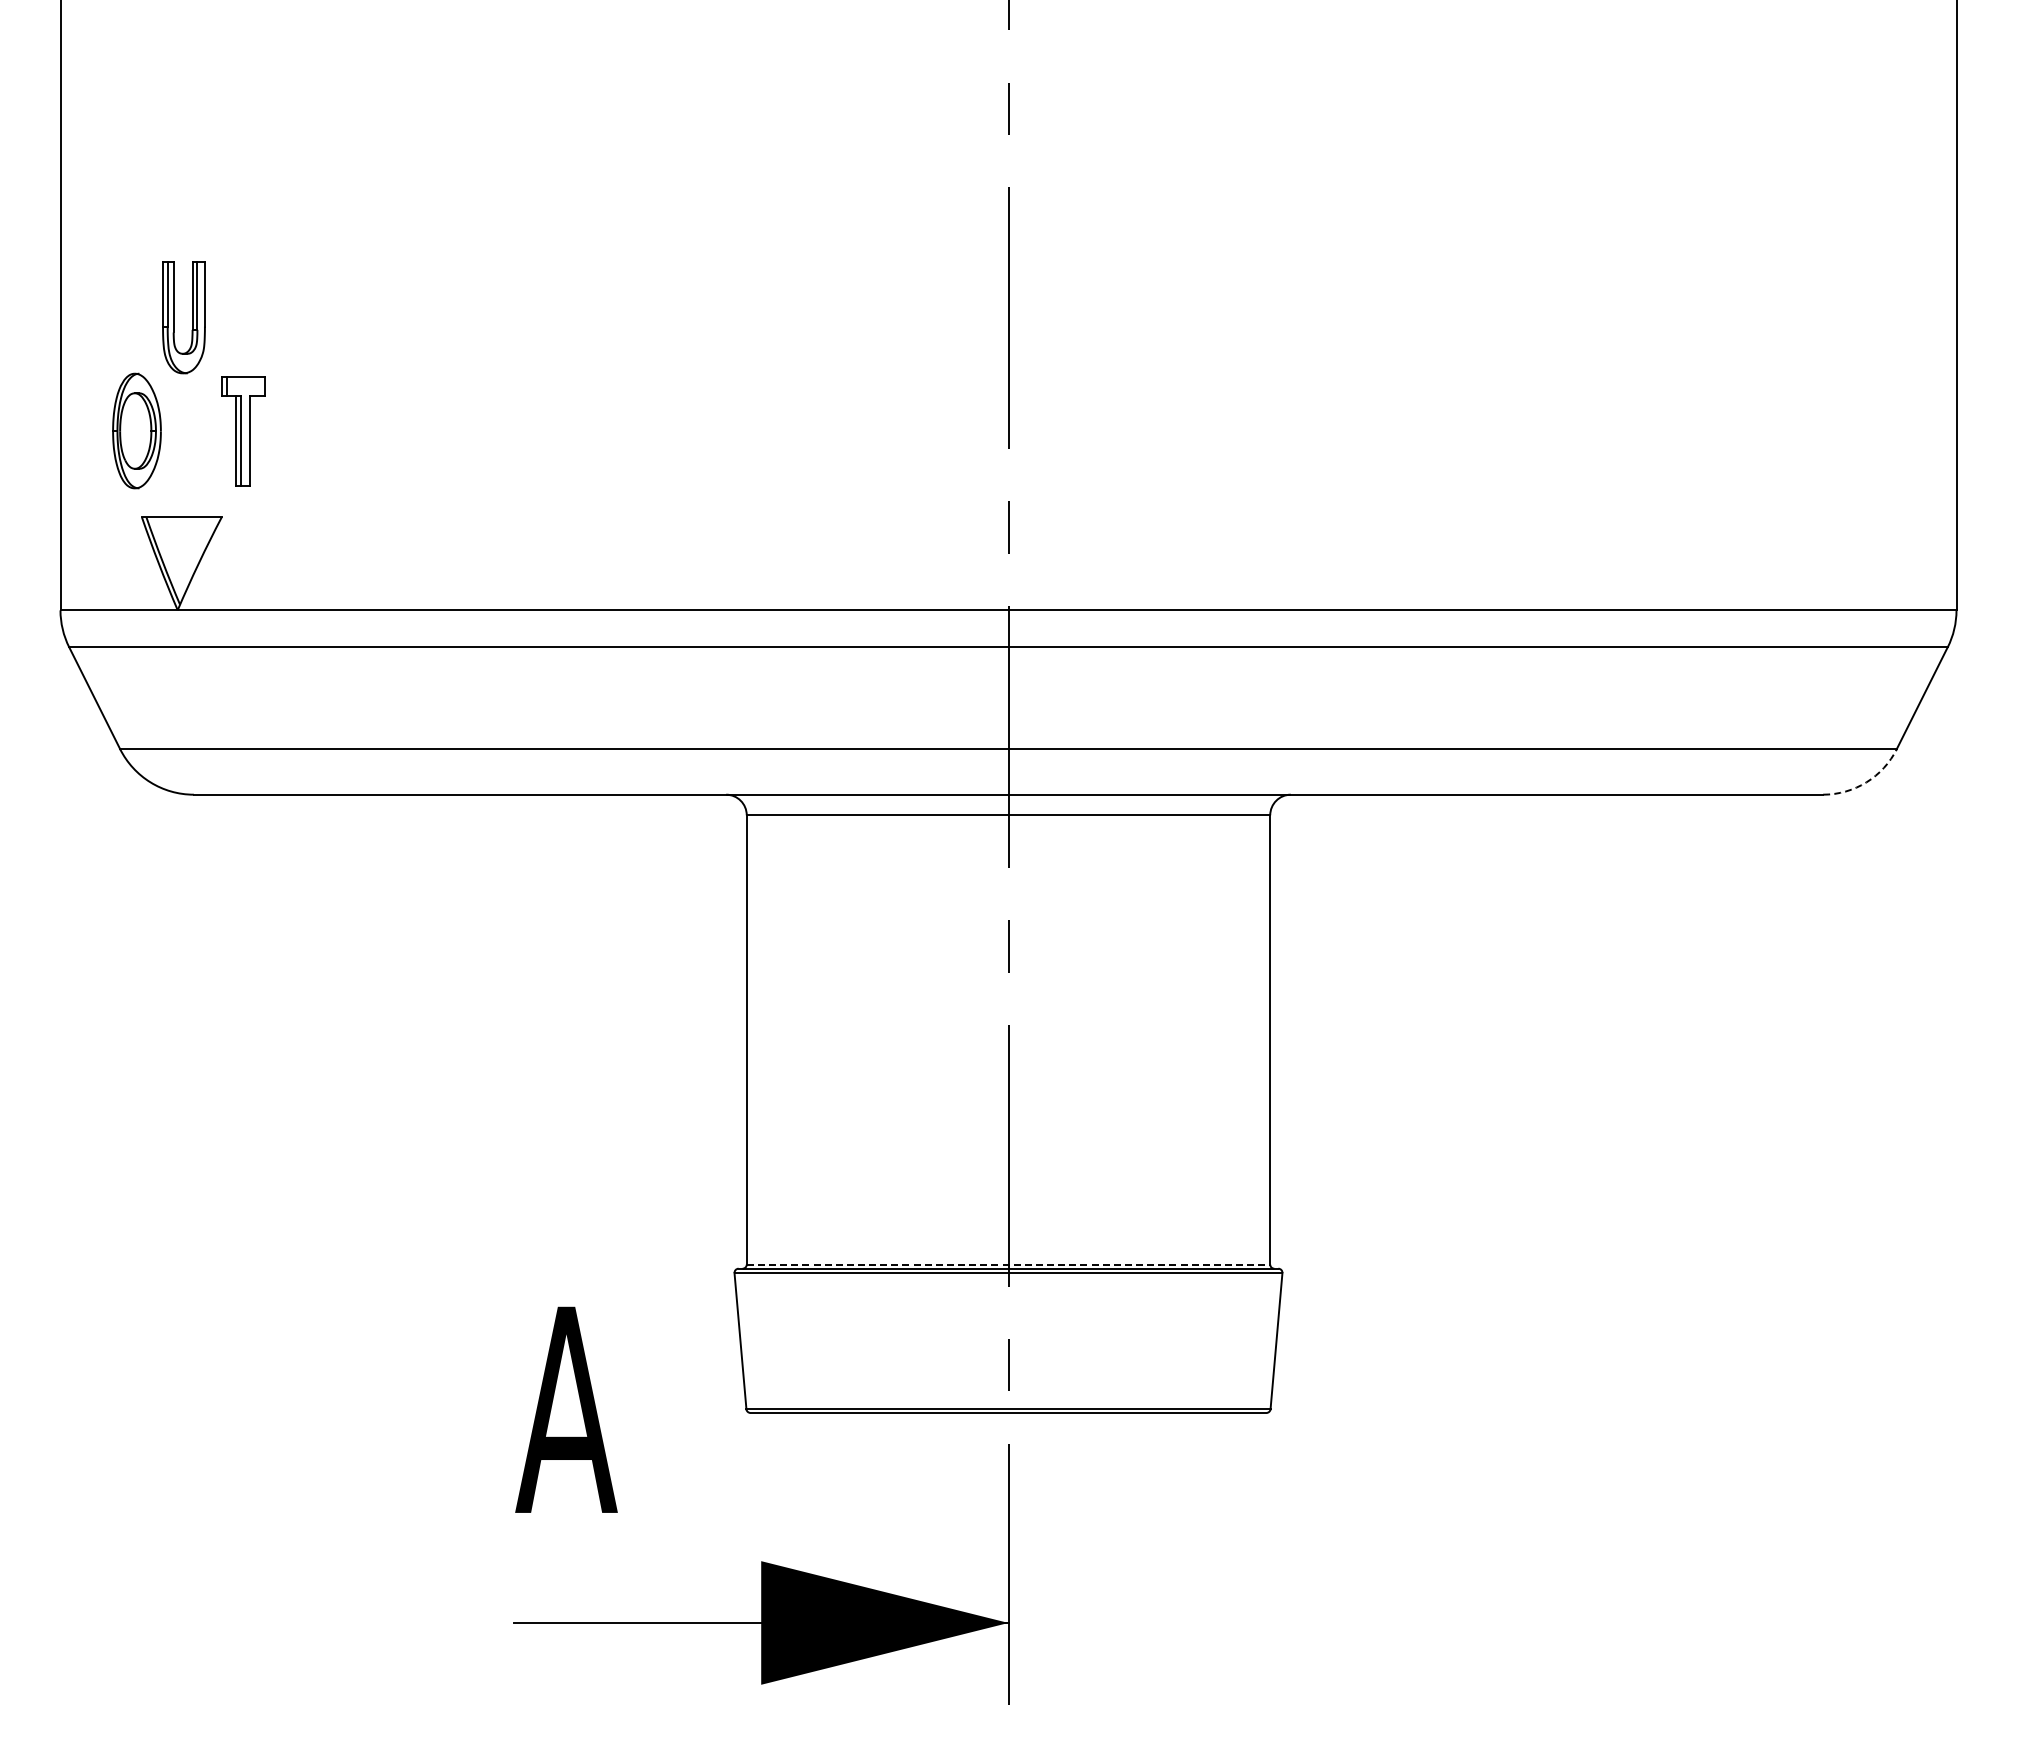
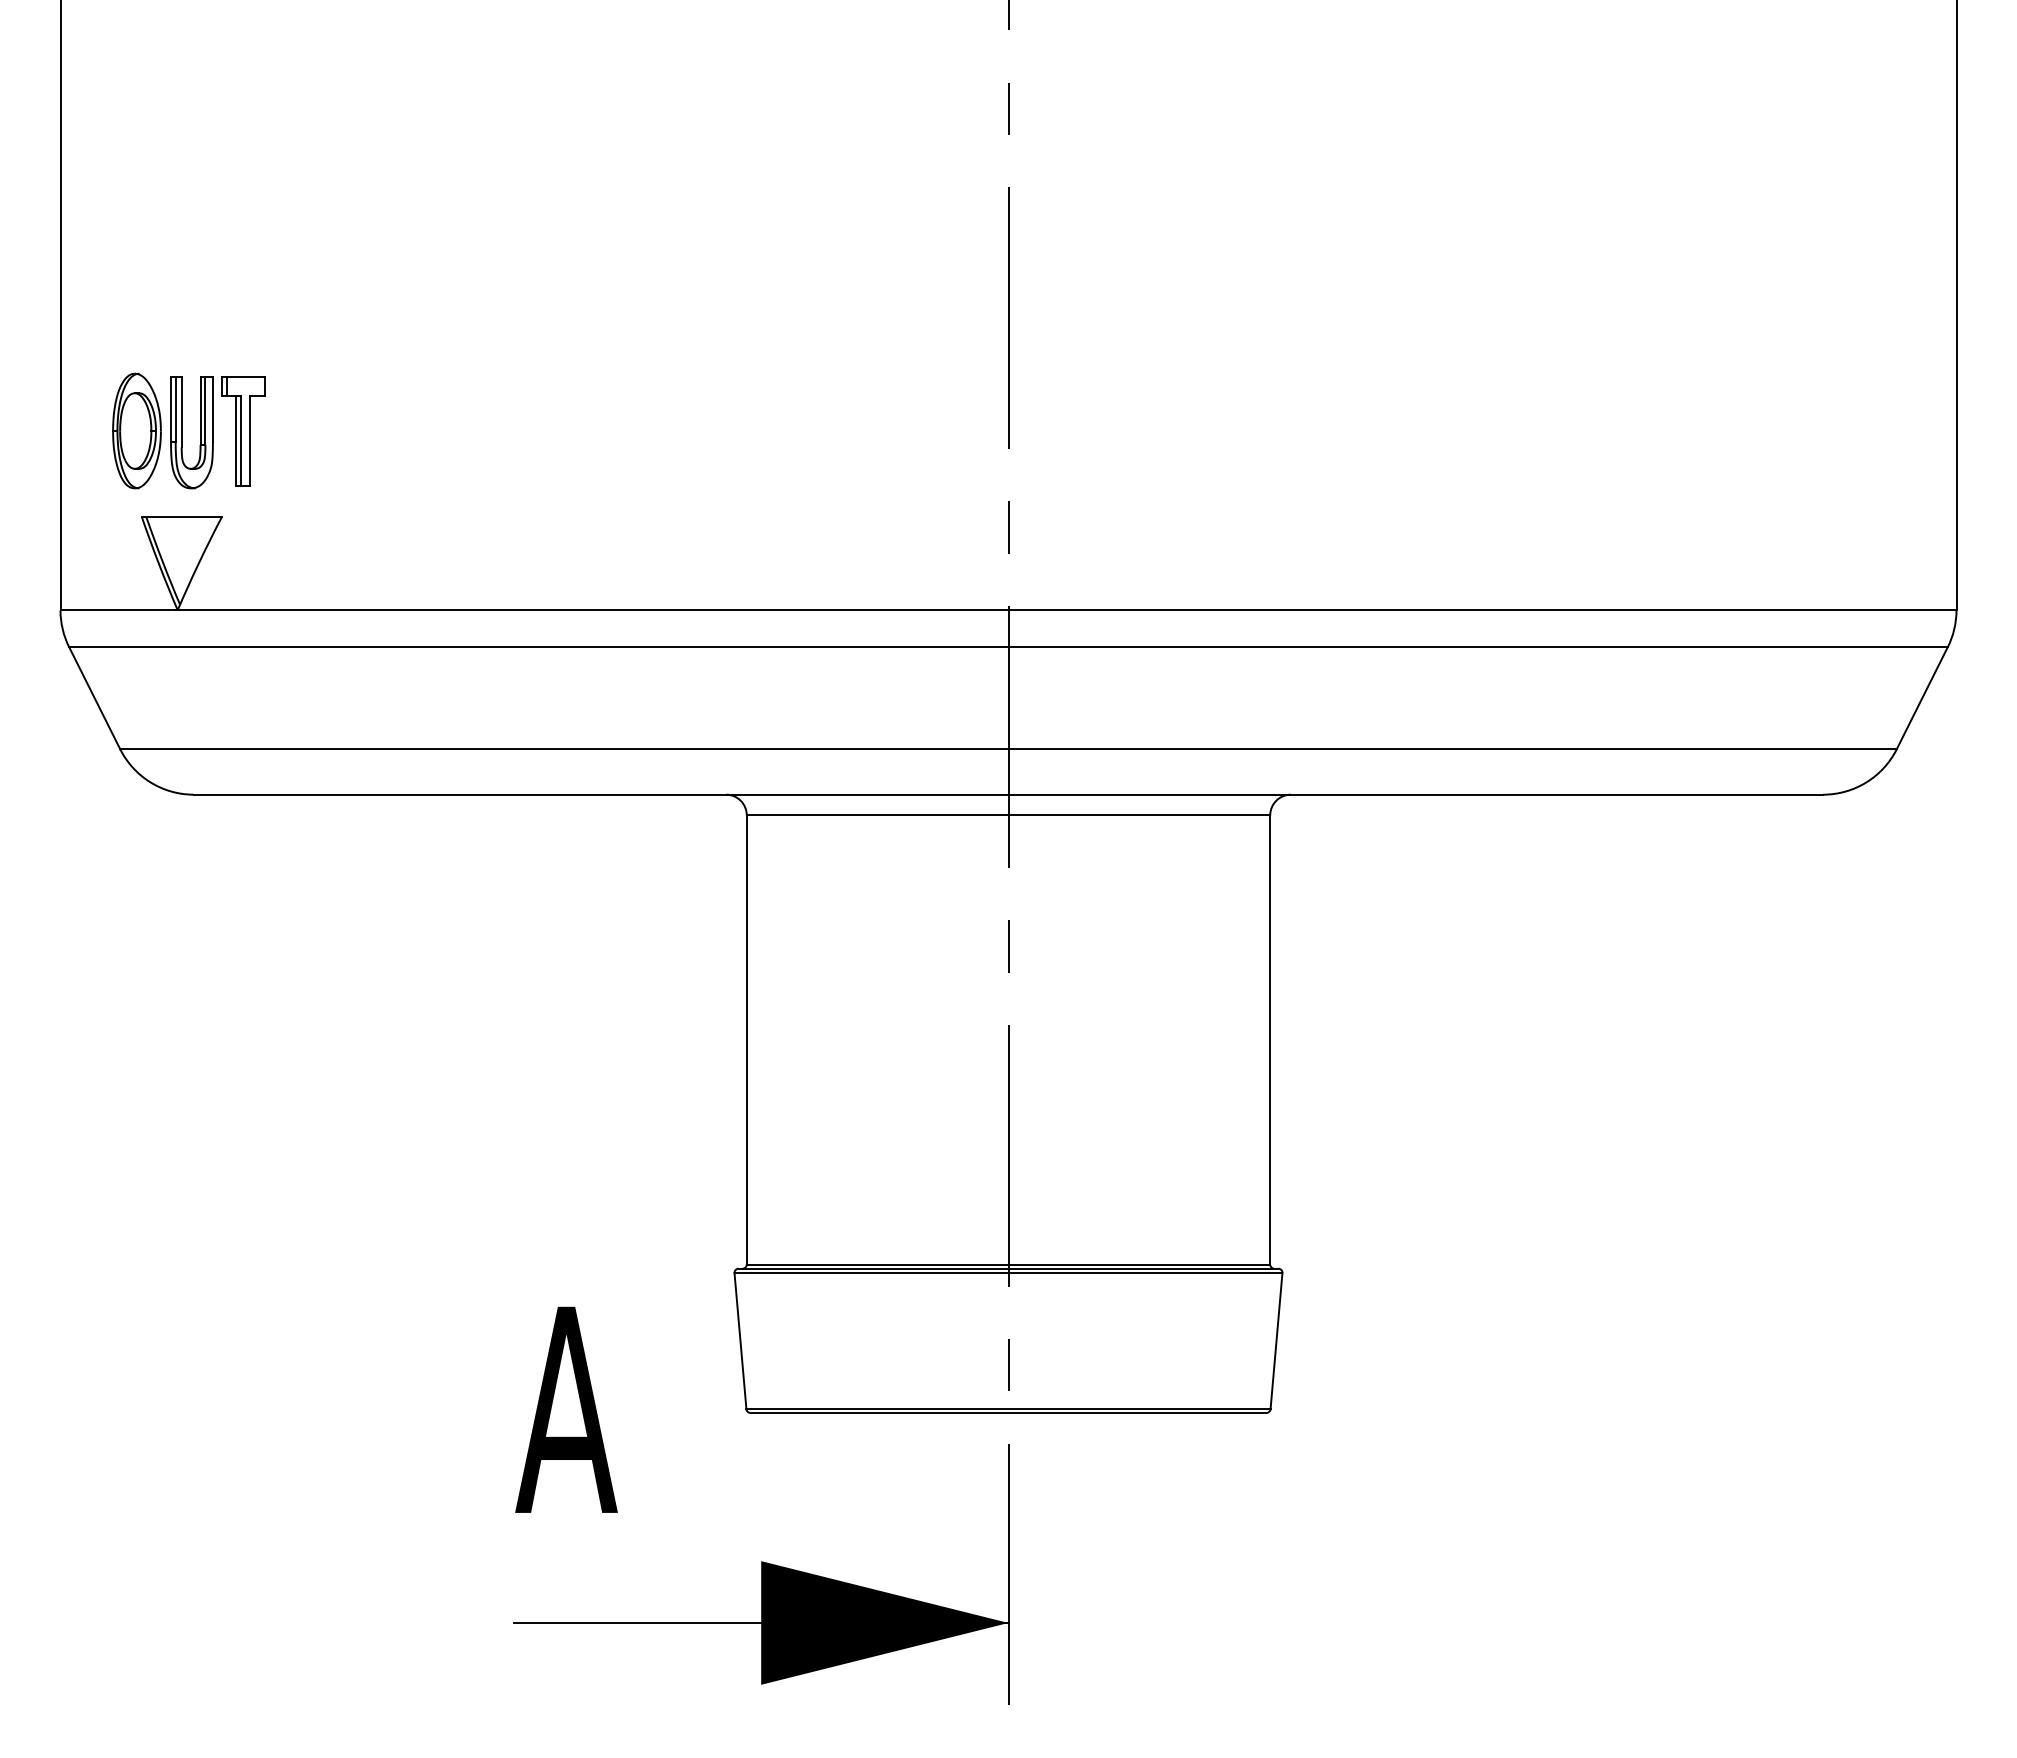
part position: (174, 317) -> (182, 432) (182, 432)
arc: dashed -> solid (1866, 782)
line: dashed -> solid (1008, 1264)
